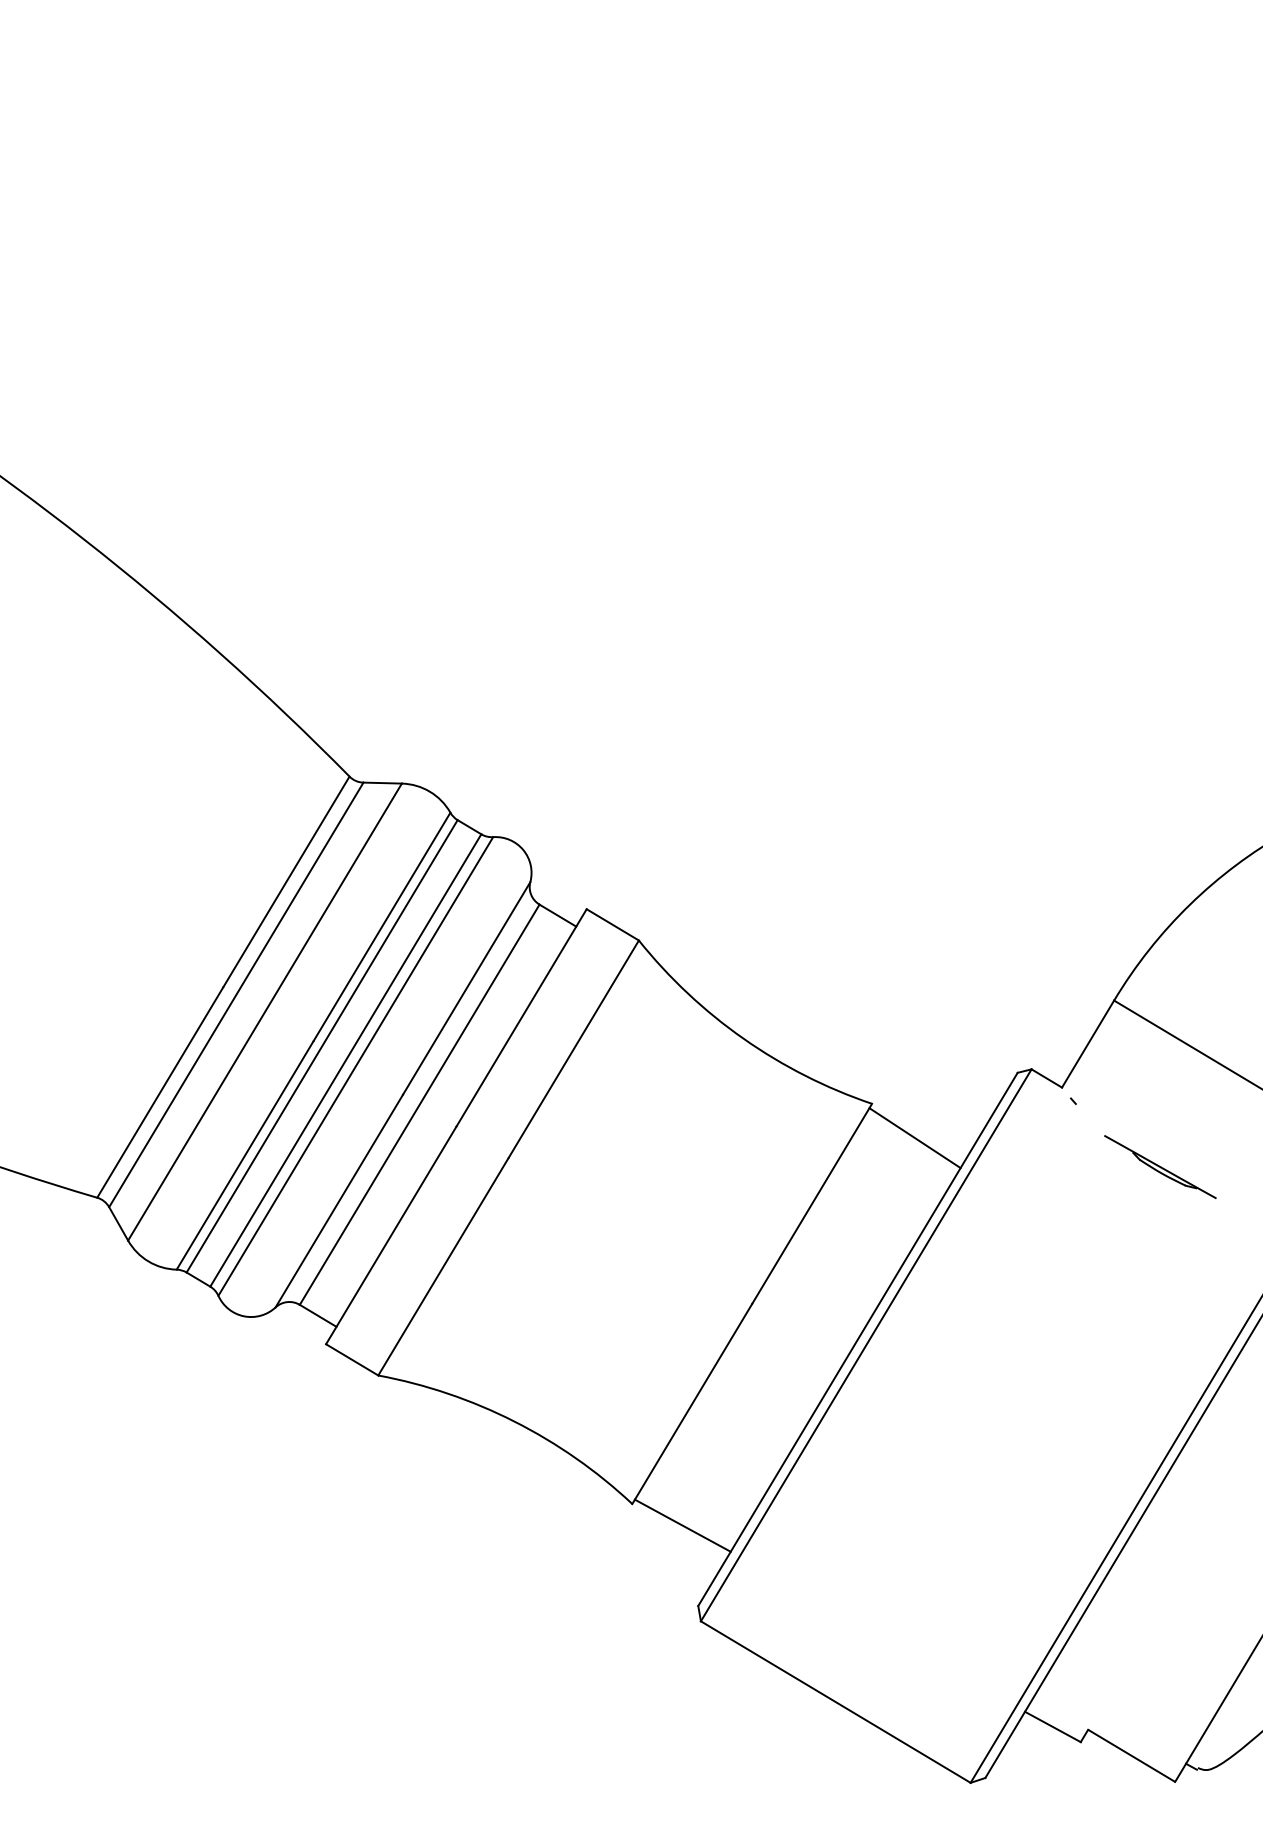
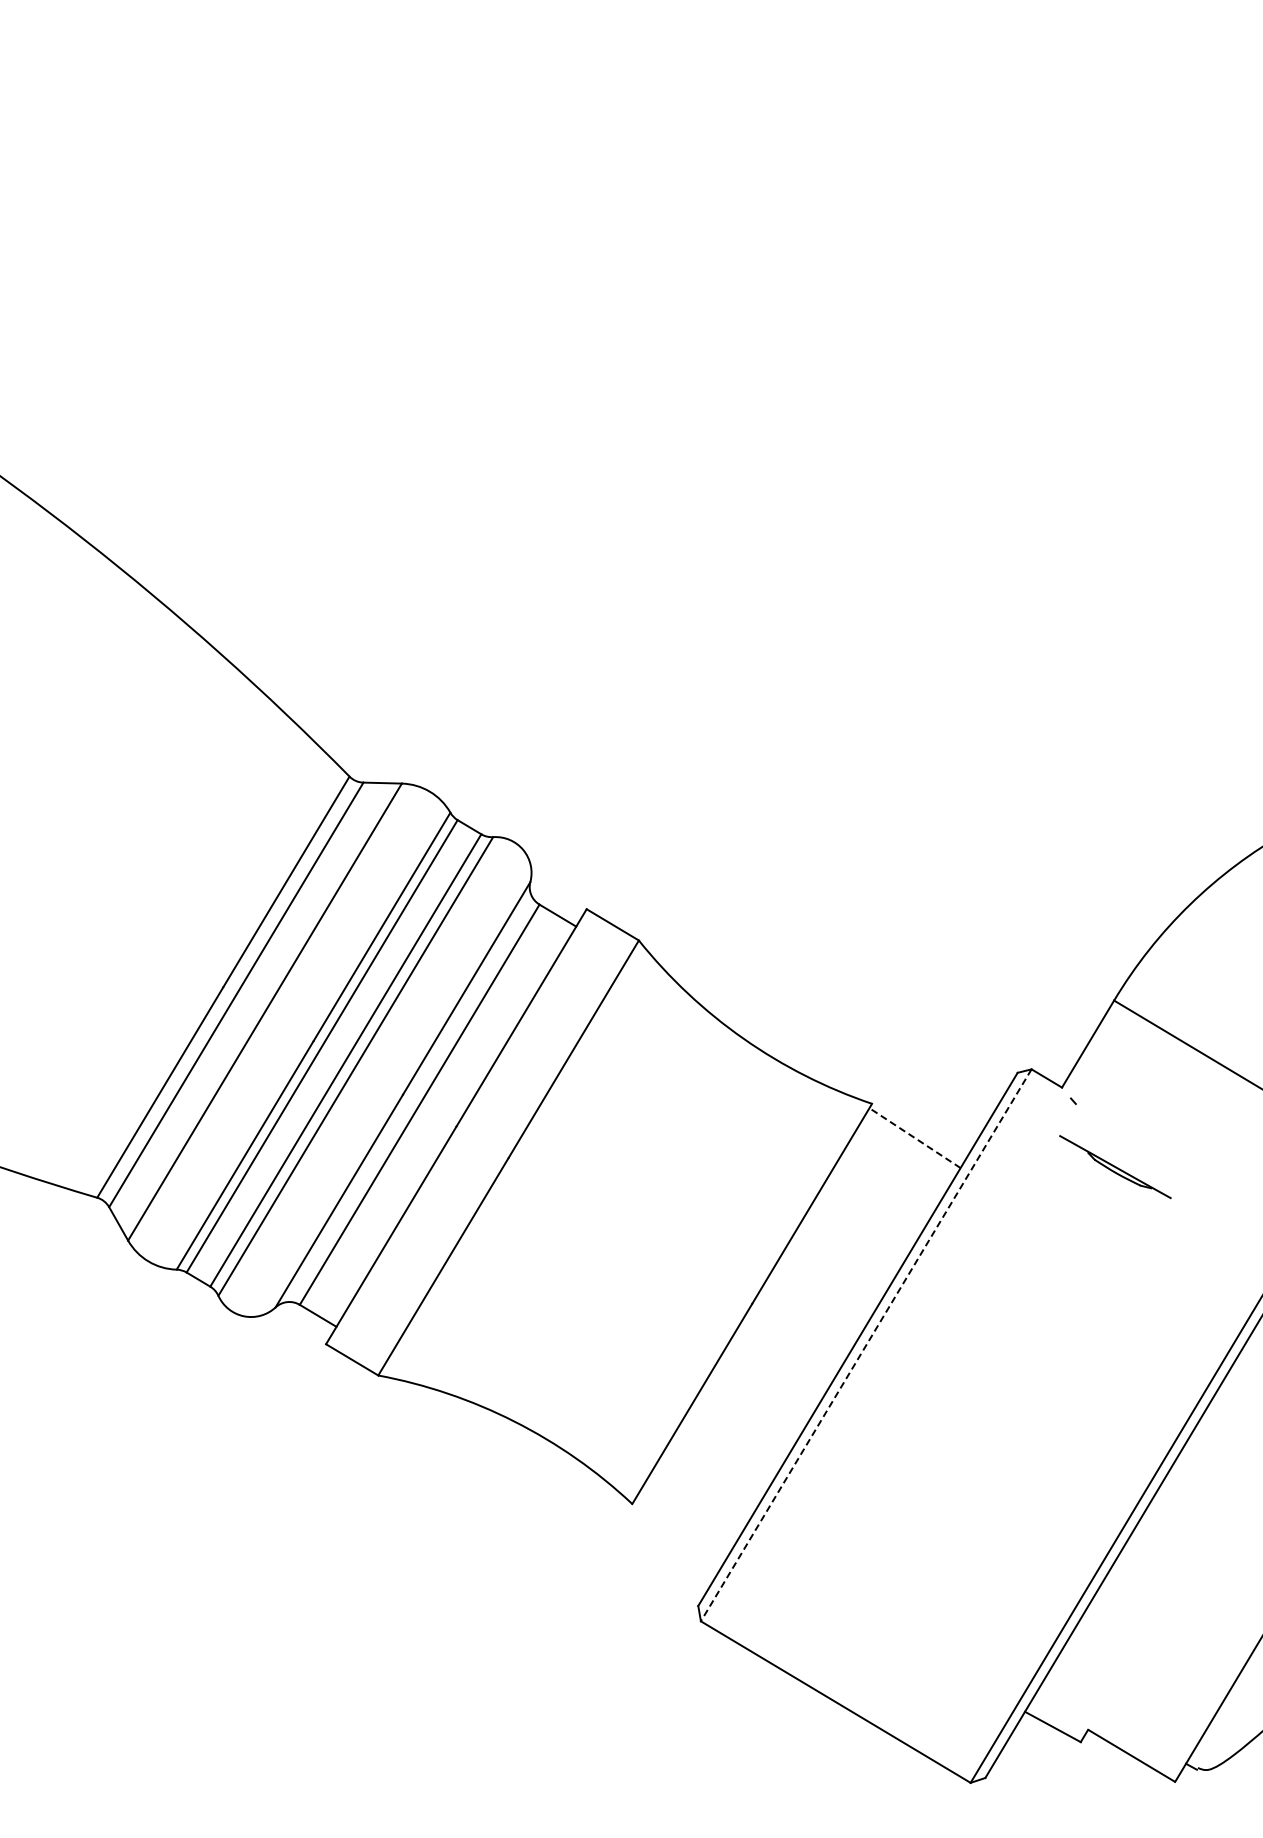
line: solid -> dashed (915, 1138)
part position: (1160, 1166) -> (1115, 1166) (1115, 1166)
line: solid -> dashed (866, 1345)
line: present -> none (682, 1525)
